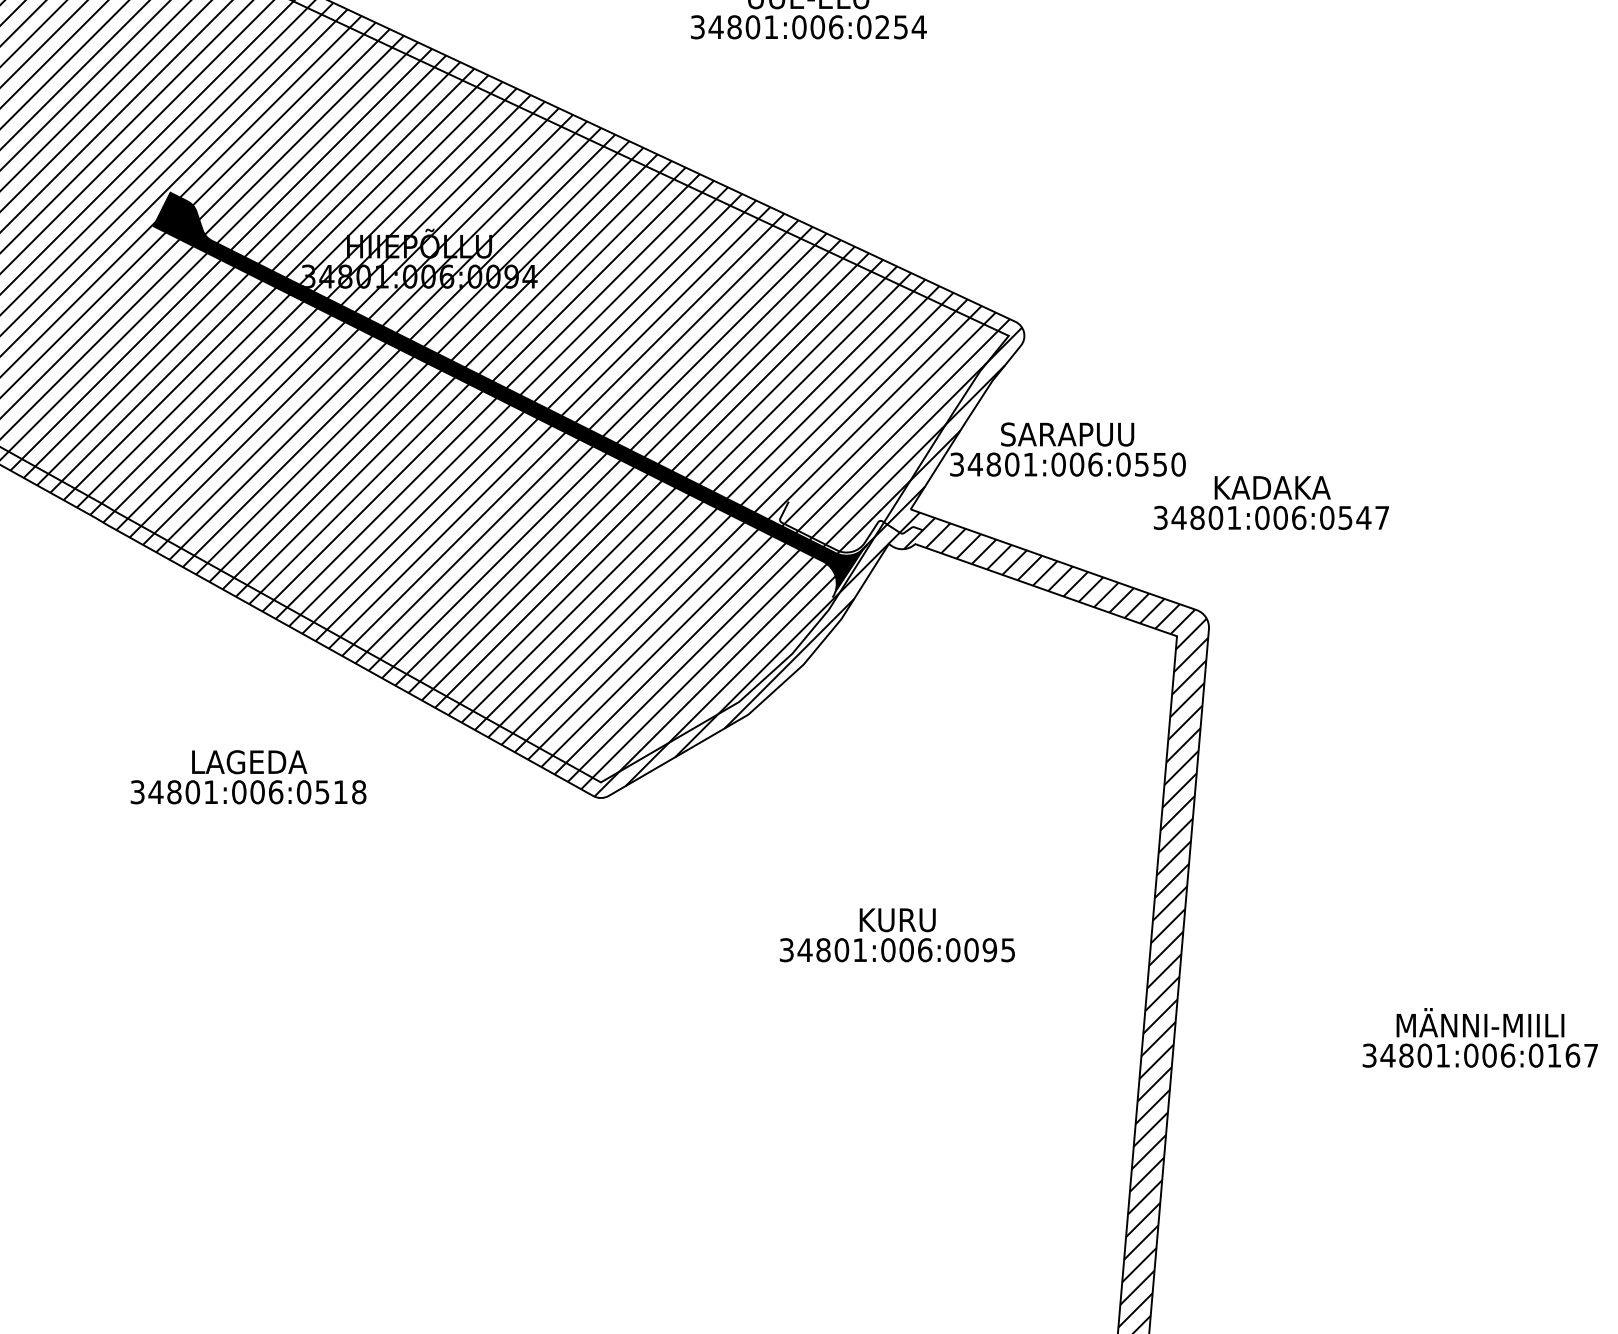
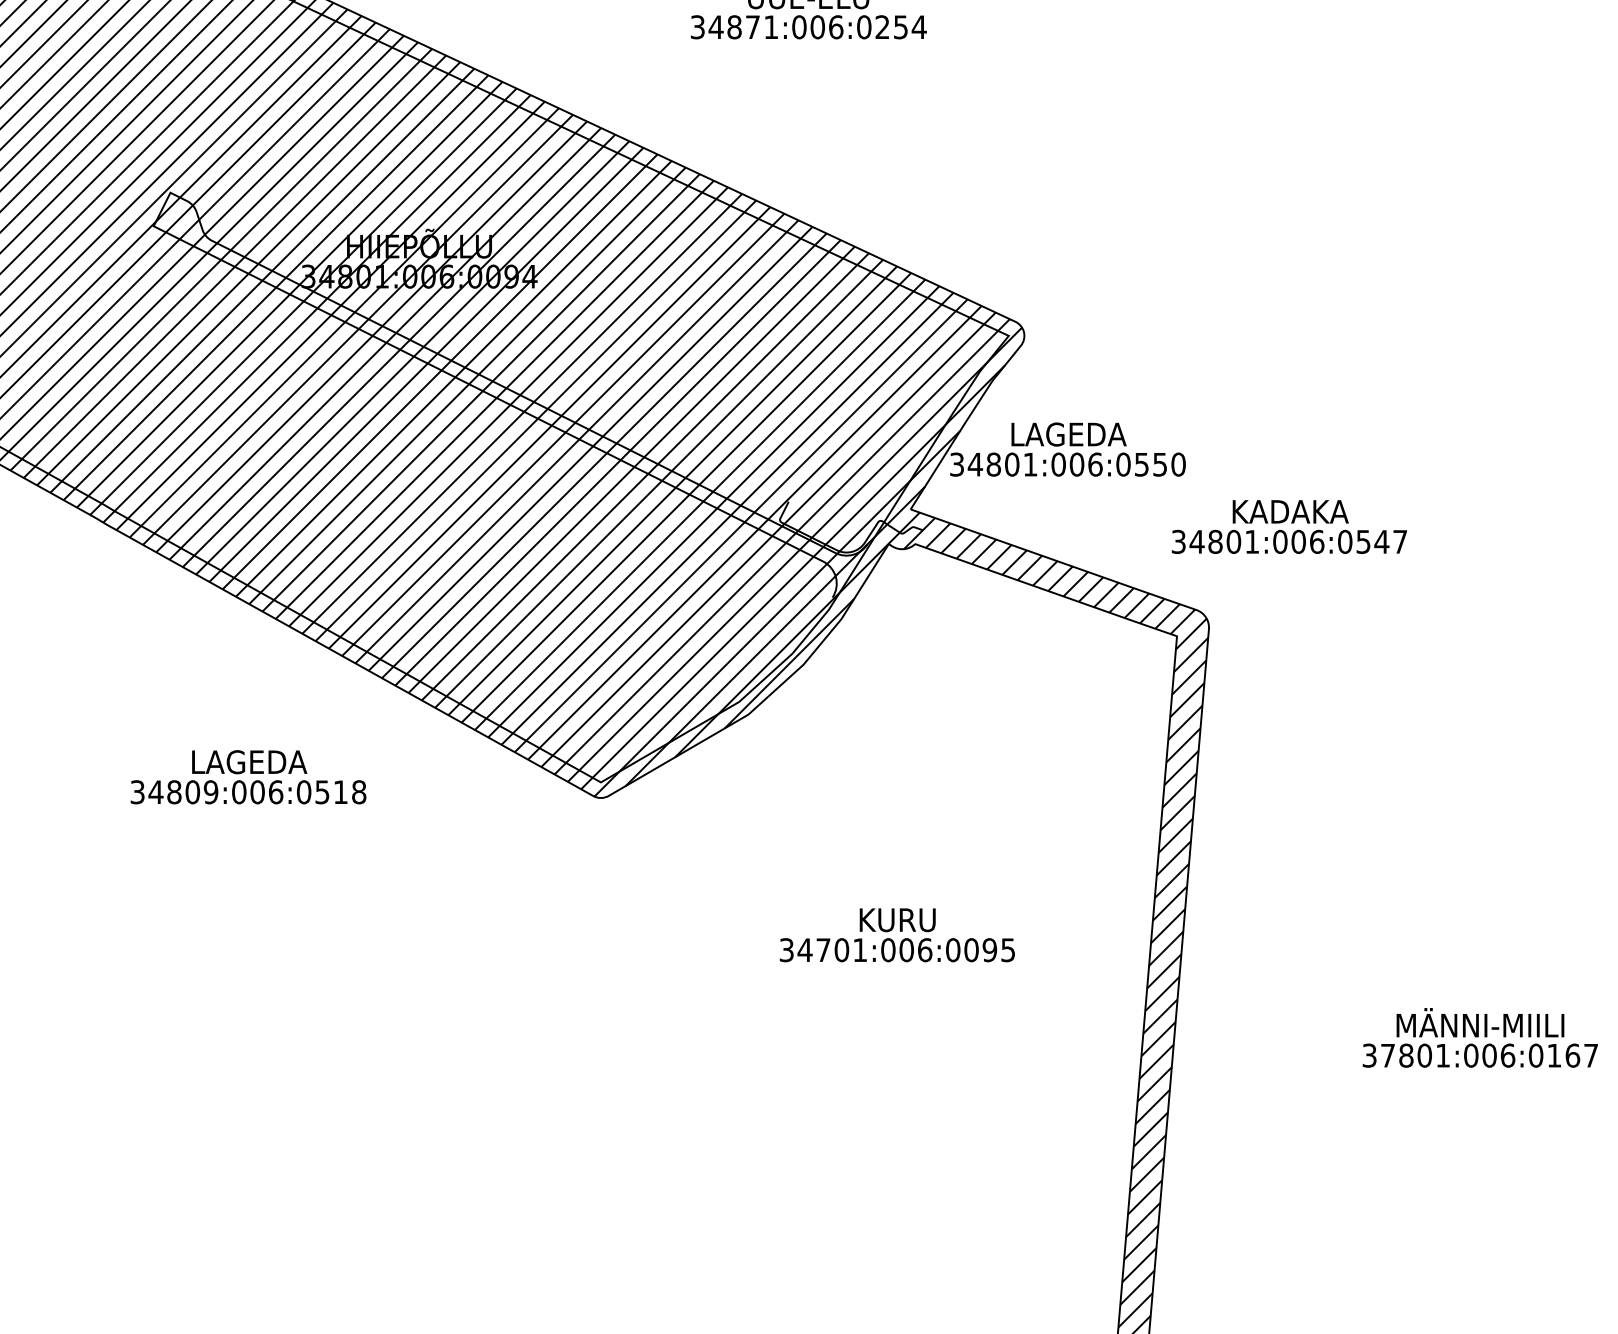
text: 34801:006:0254 -> 34871:006:0254 (752, 27)
fill: present -> none (510, 394)
text: SARAPUU -> LAGEDA (1067, 434)
text position: (1270, 502) -> (1288, 526) (1288, 526)
text: 34801:006:0518 -> 34809:006:0518 (210, 792)
text: 34801:006:0095 -> 34701:006:0095 (823, 950)
text: 34801:006:0167 -> 37801:006:0167 (1387, 1055)
